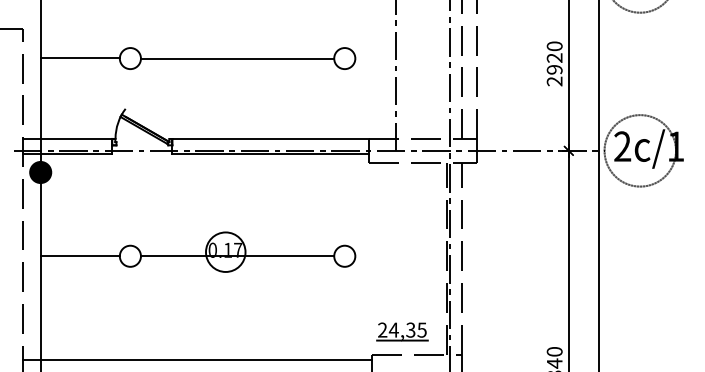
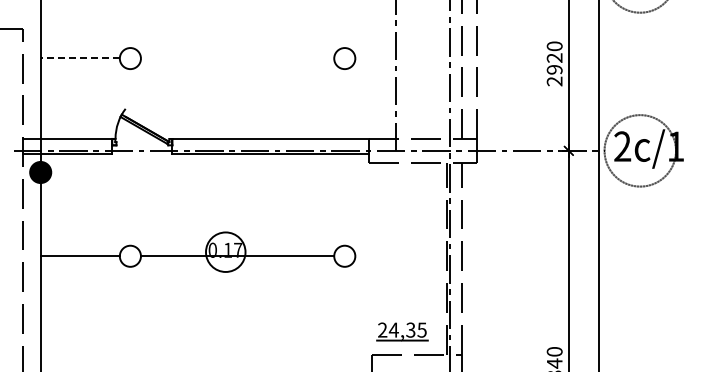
line: solid -> dashed (80, 58)
line: present -> none (237, 58)
line: present -> none (197, 360)
